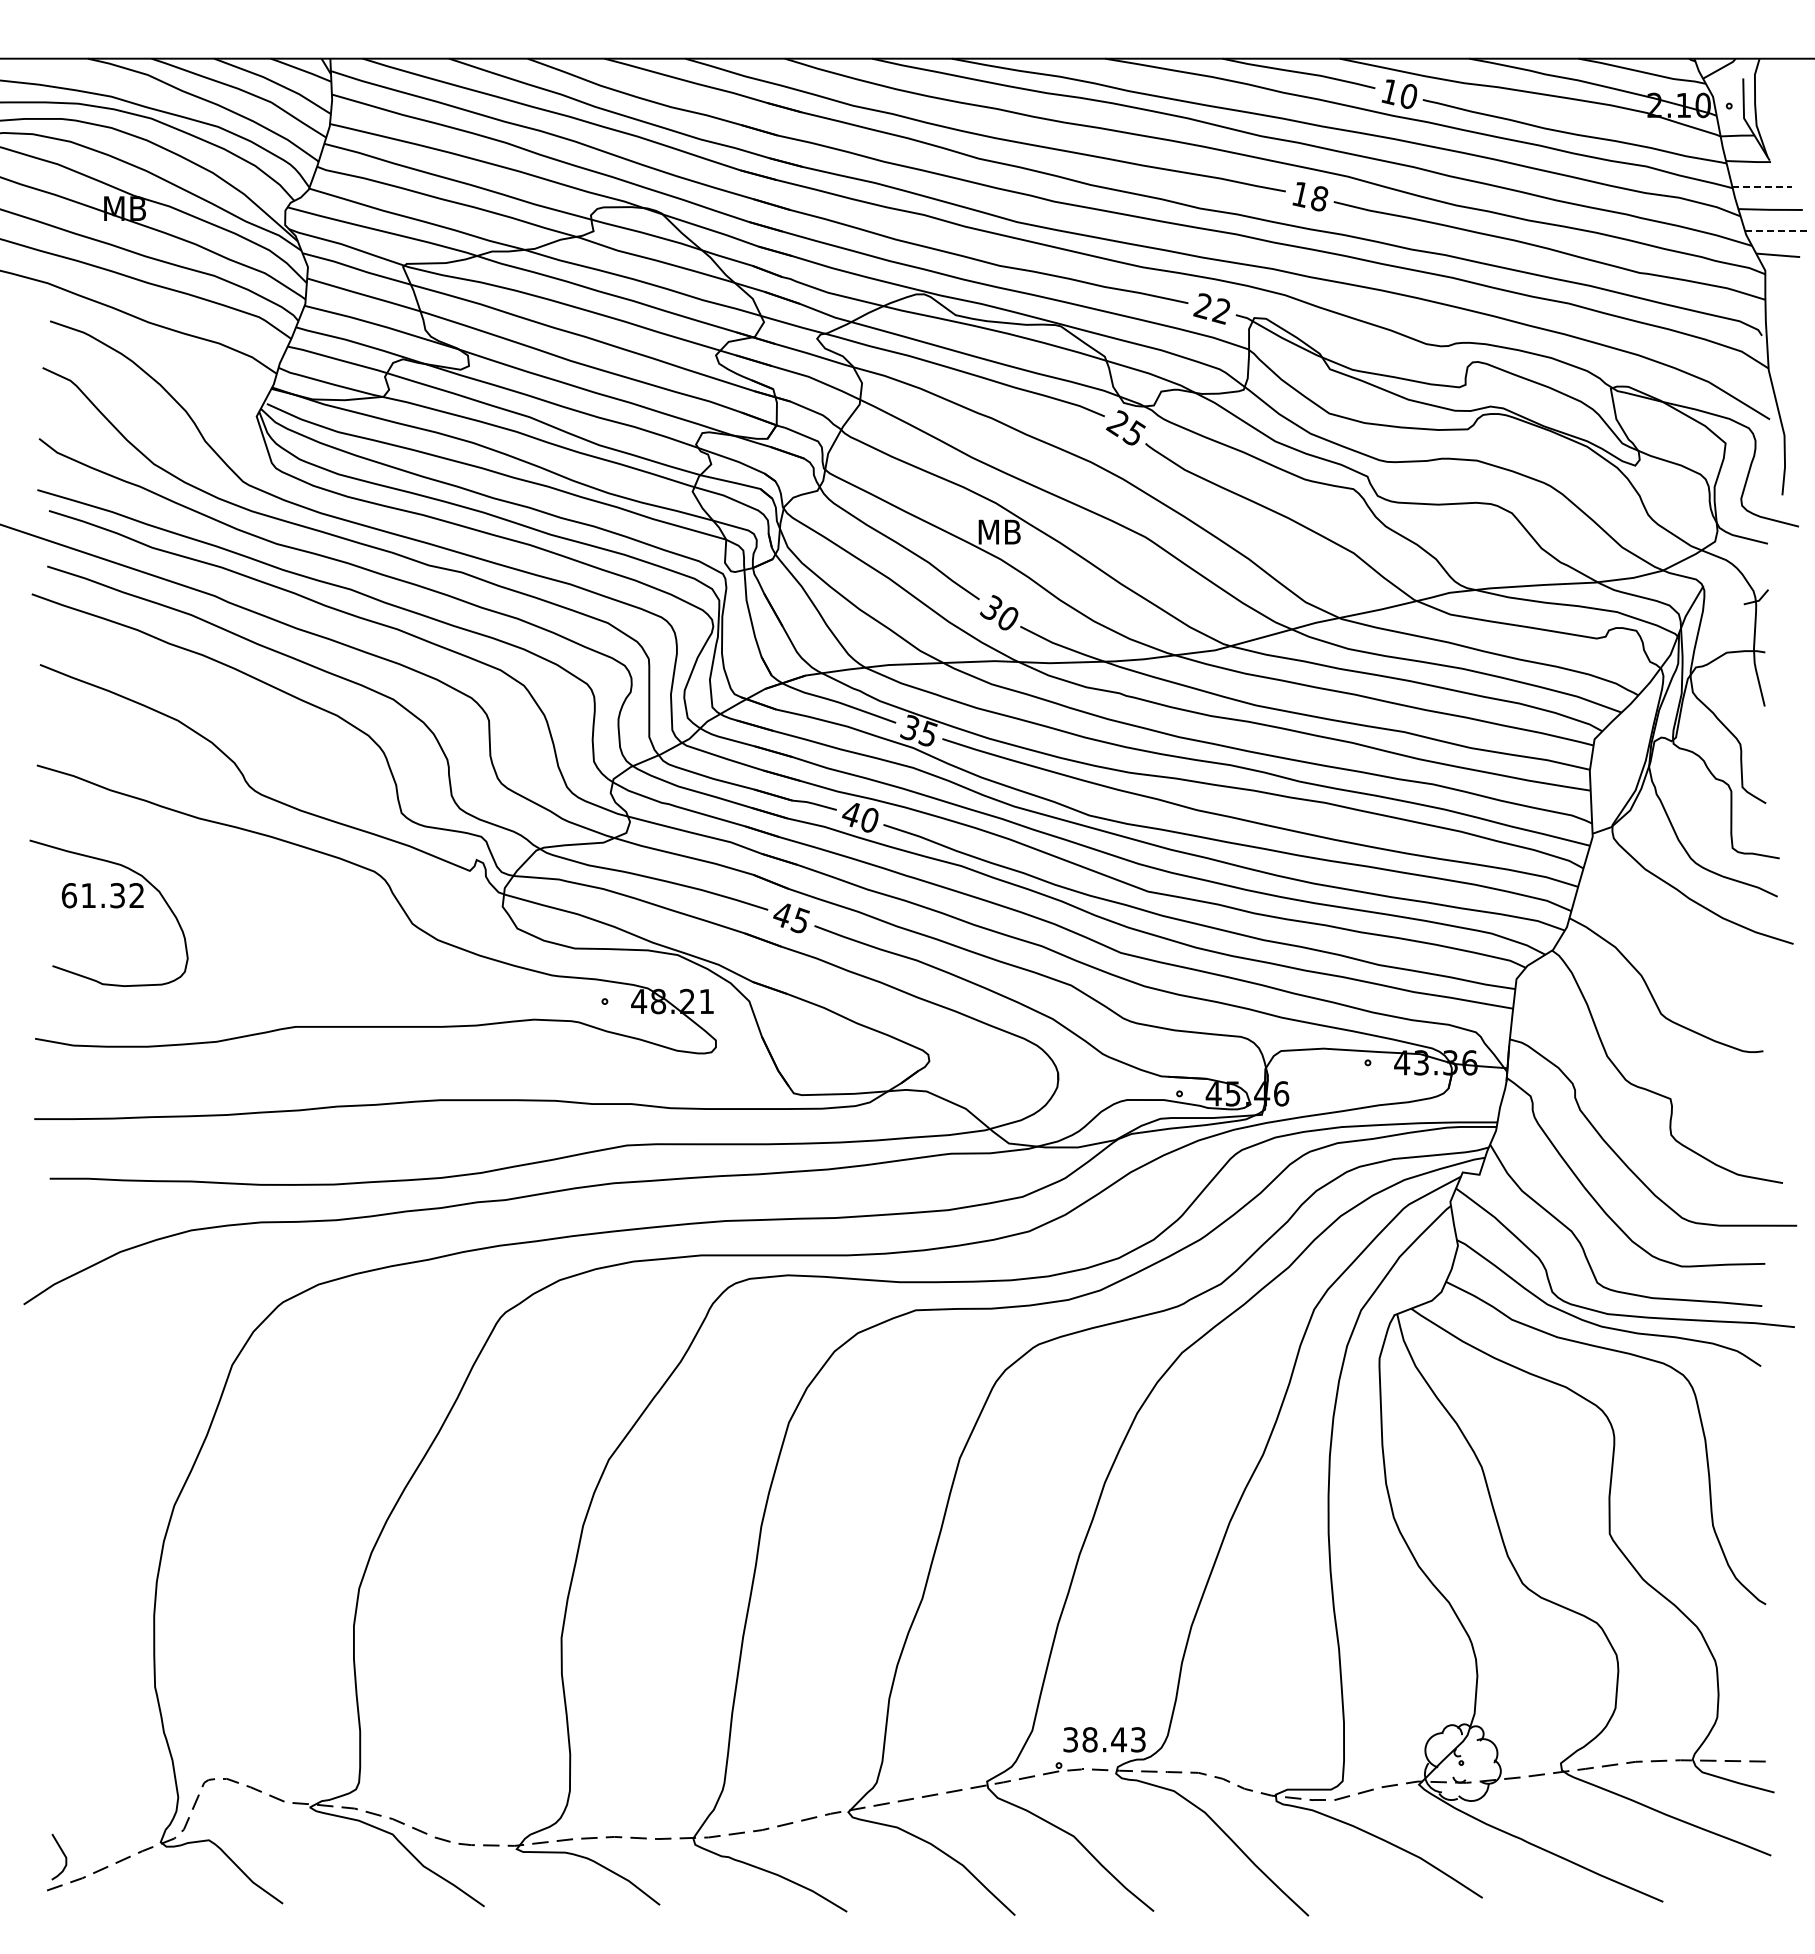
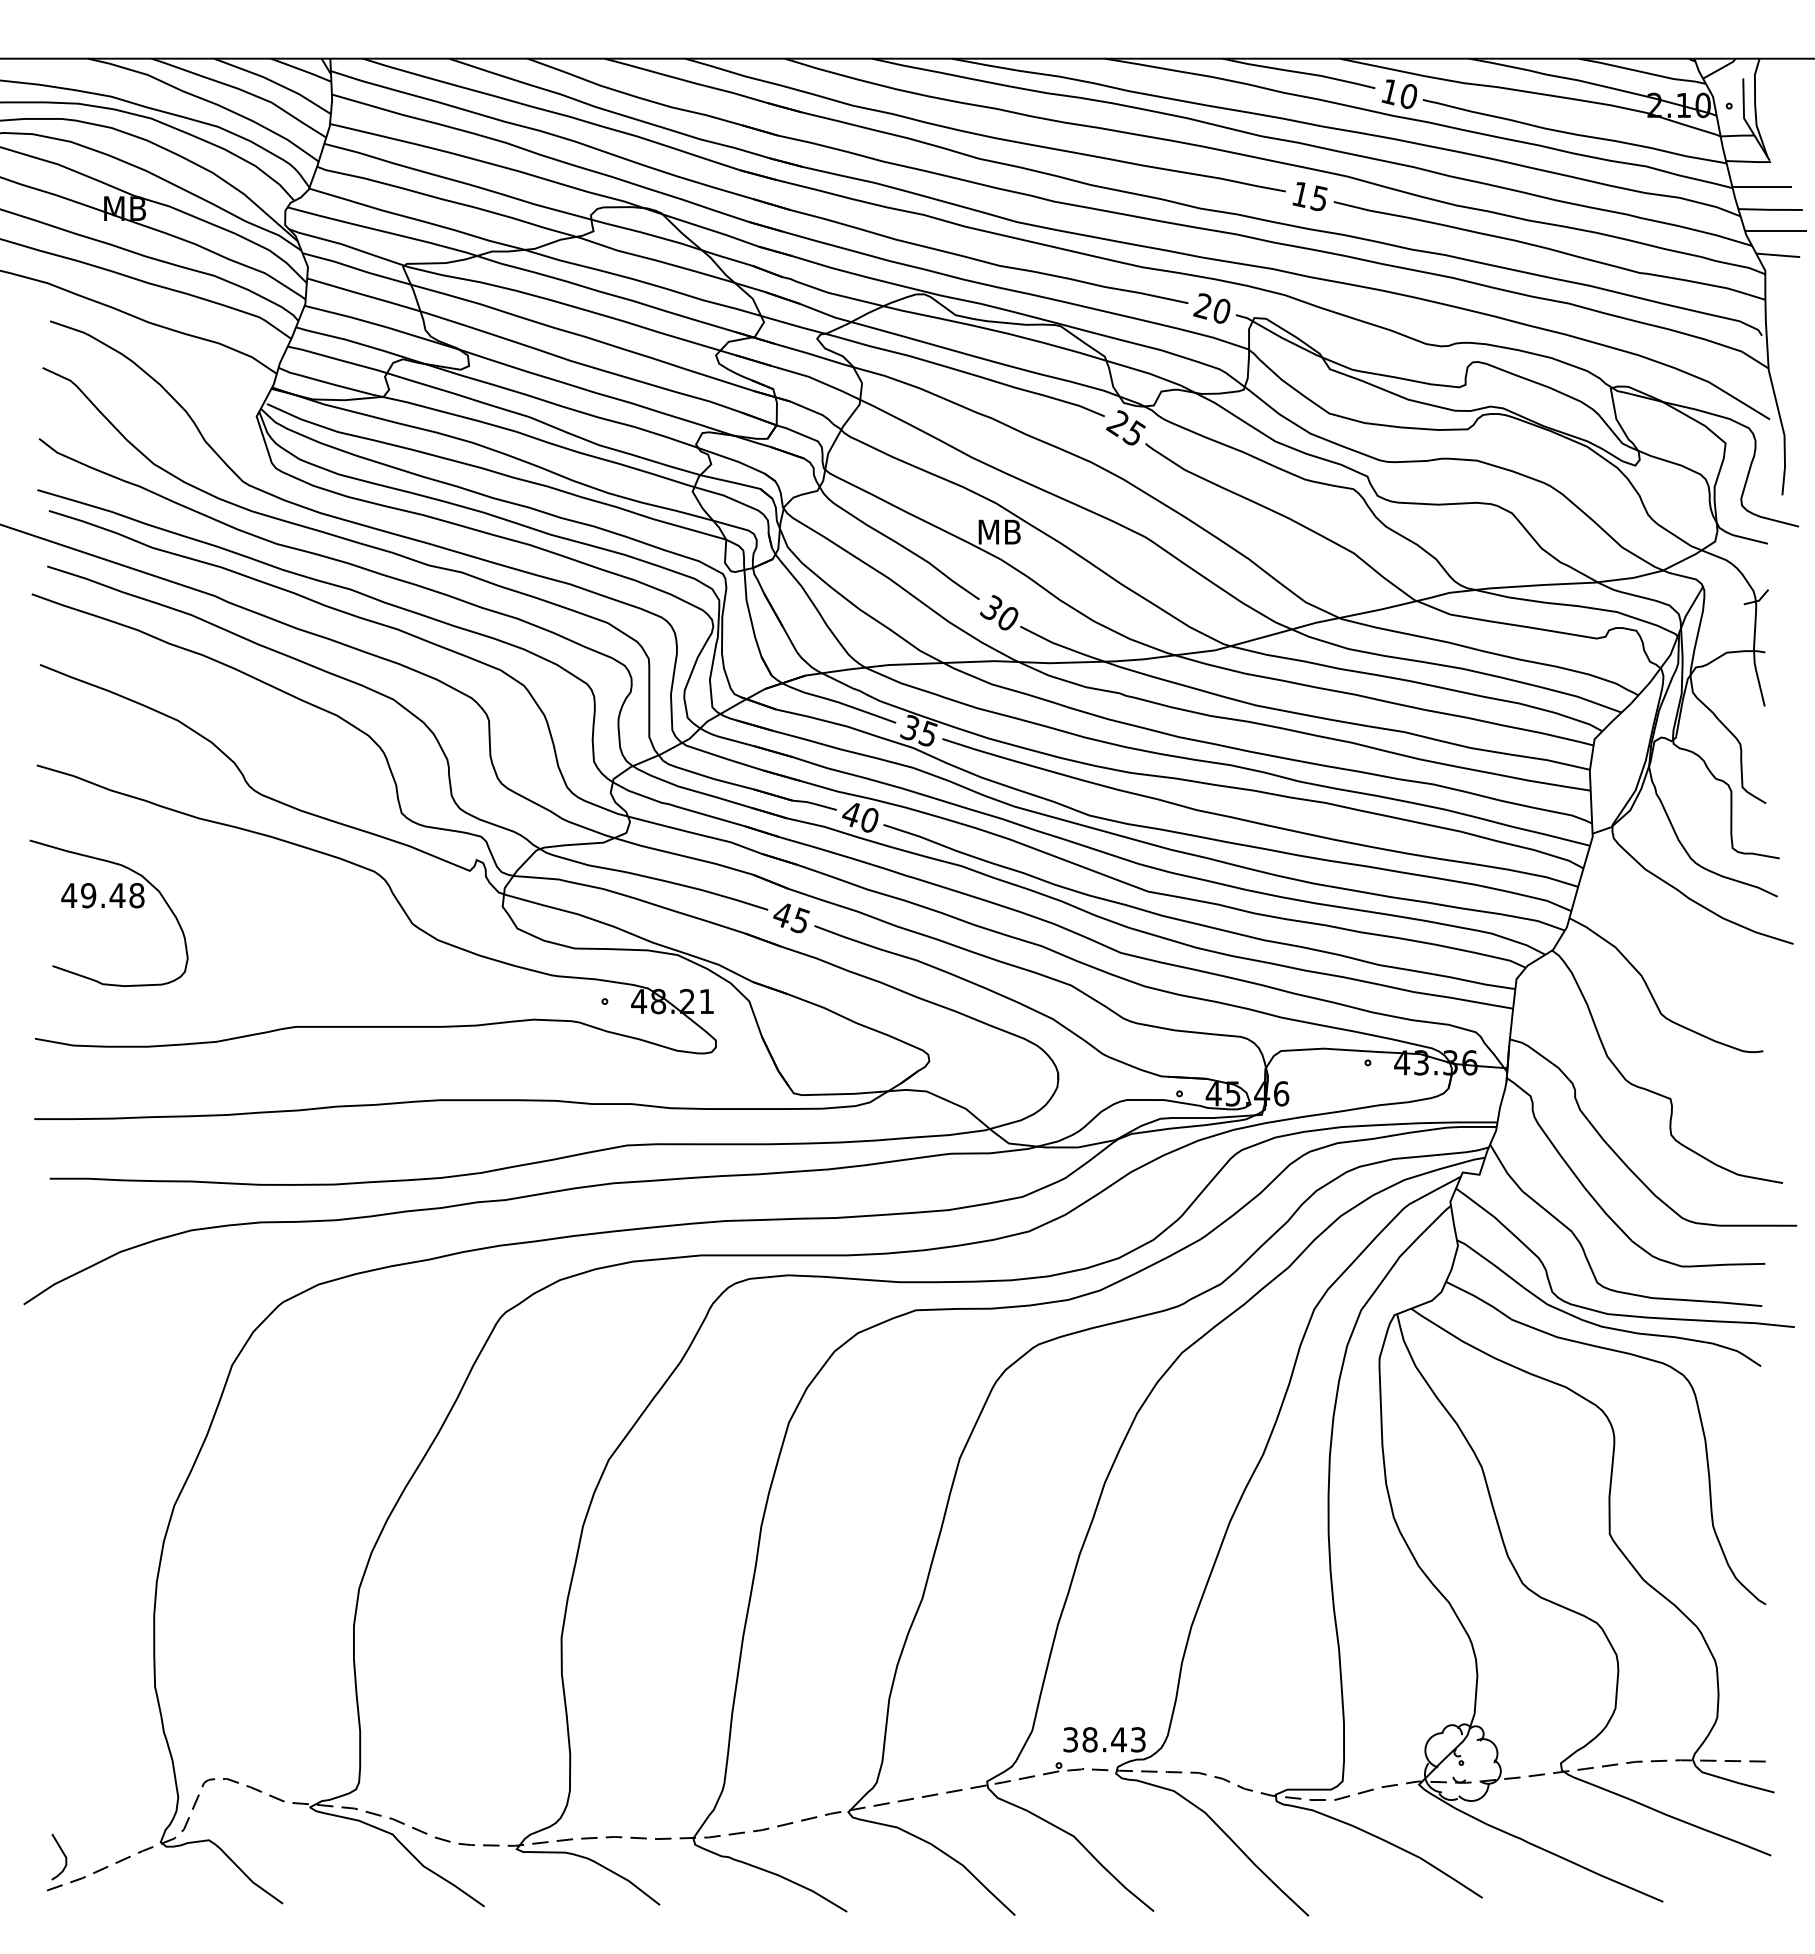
line: dashed -> solid (1762, 186)
text: 18 -> 15 (1319, 198)
line: dashed -> solid (1776, 230)
text: 22 -> 20 (1220, 311)
text: 61.32 -> 49.48 (102, 895)
